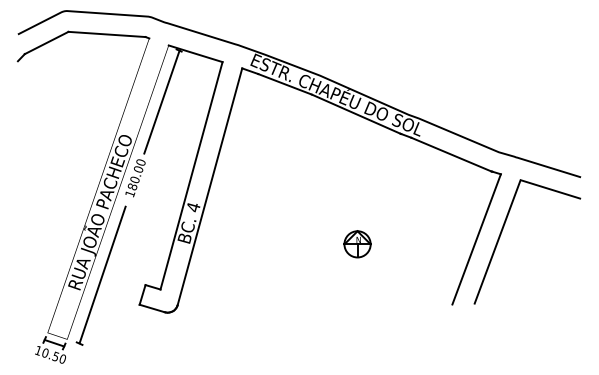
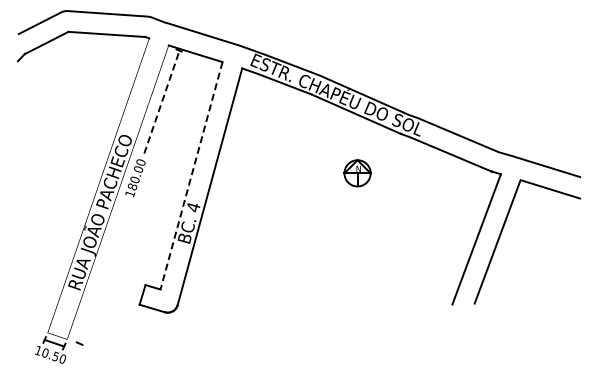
line: solid -> dashed (162, 101)
line: solid -> dashed (191, 175)
part position: (357, 244) -> (357, 173) (357, 173)
line: present -> none (102, 274)
